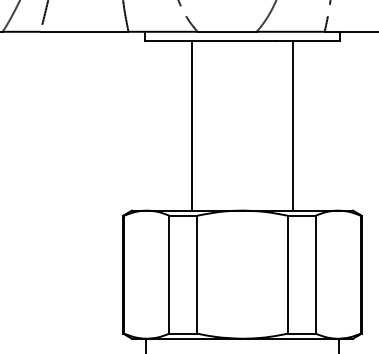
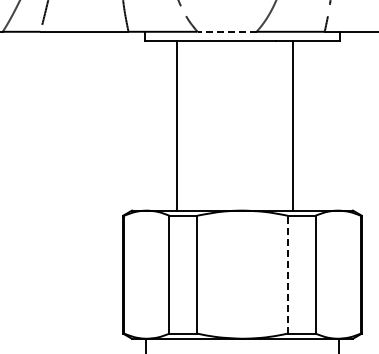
line: solid -> dashed (227, 31)
line position: (191, 125) -> (176, 125) (176, 125)
line: solid -> dashed (287, 274)
